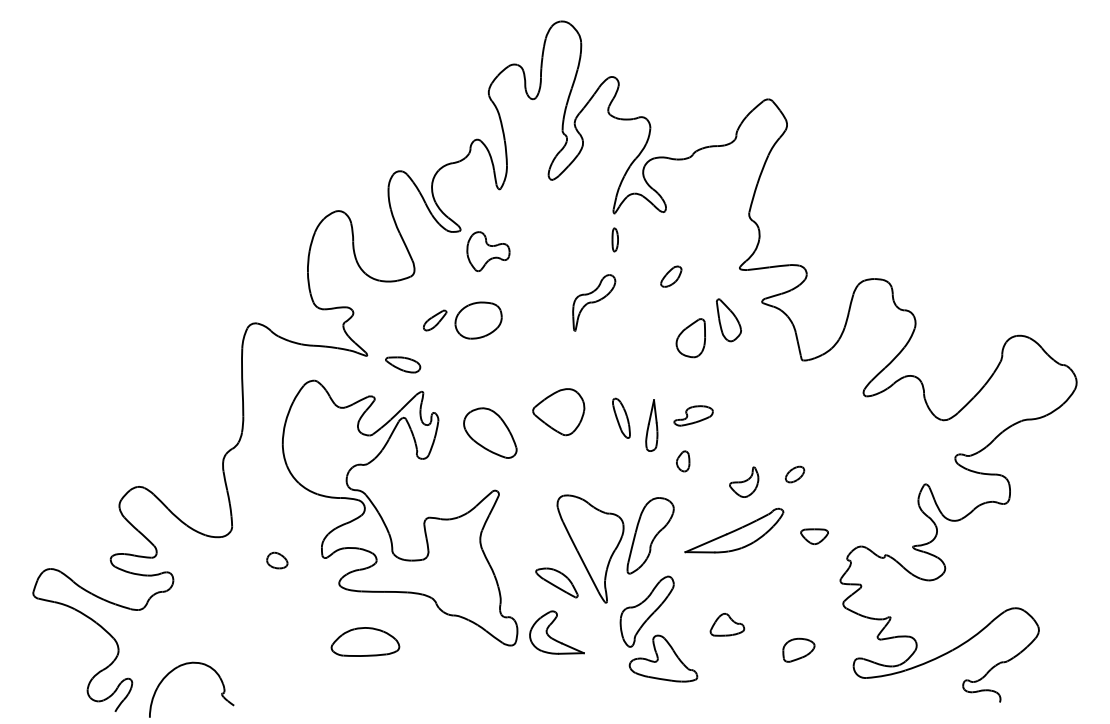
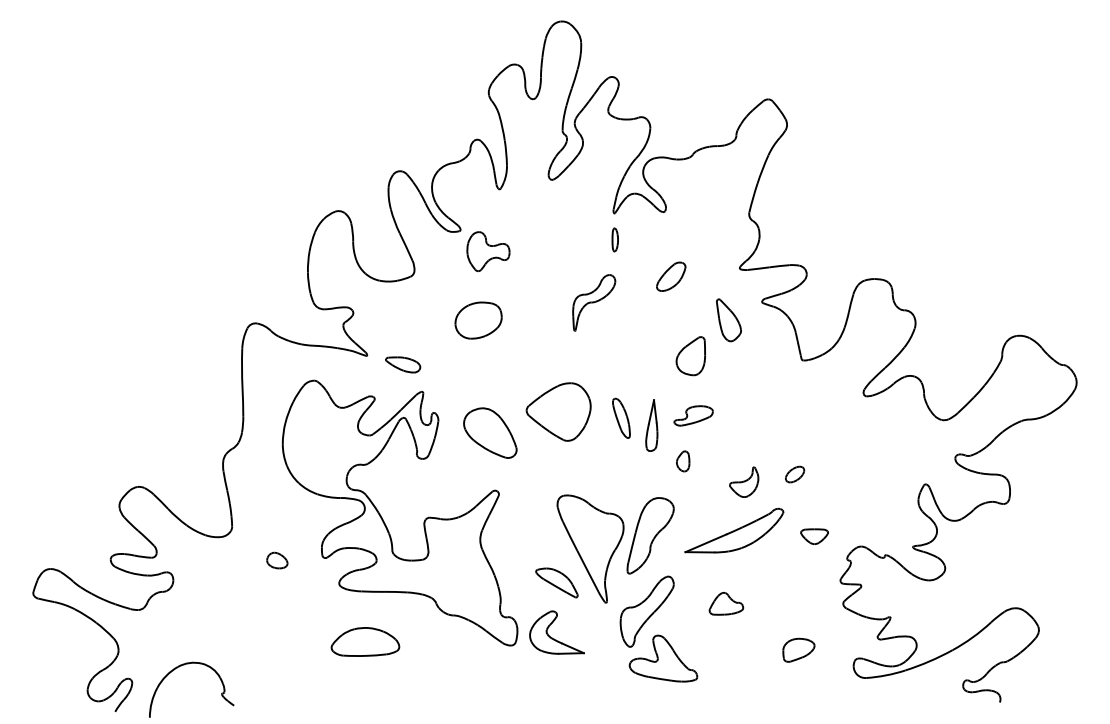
part size: 23x23 px -> 31x31 px (671, 276)
part: present -> none (435, 320)
part position: (690, 338) -> (690, 356) (690, 356)
part size: 54x49 px -> 67x60 px (558, 411)
part position: (727, 624) -> (726, 603) (726, 603)
